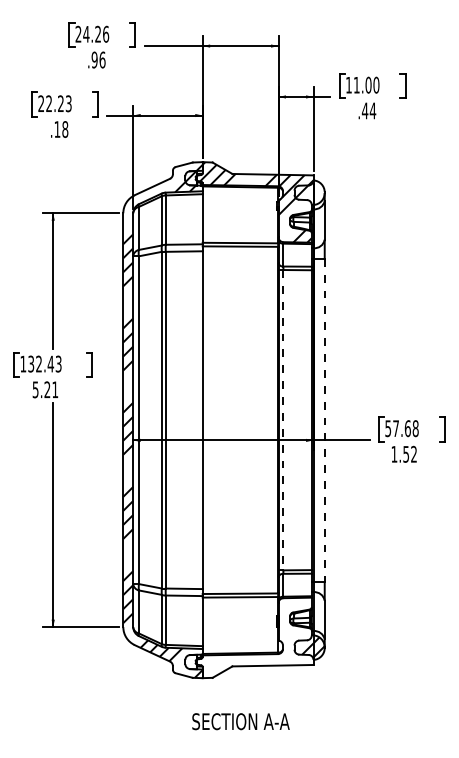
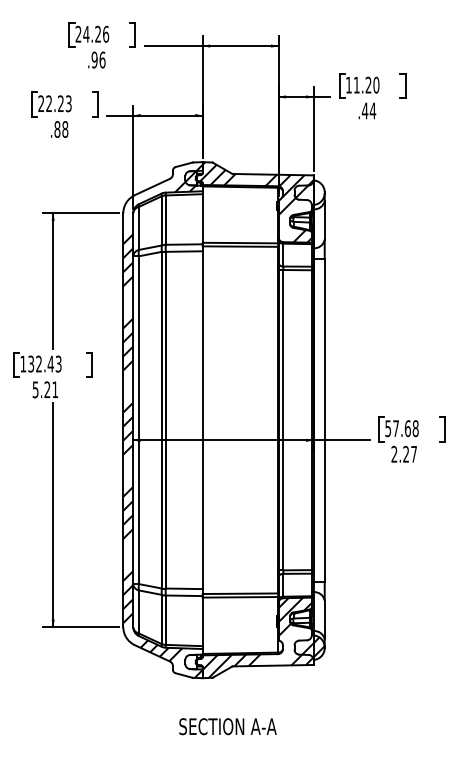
text: 11.00 -> 11.20 (368, 84)
text: .18 -> .88 (57, 129)
line: dashed -> solid (283, 420)
line: dashed -> solid (324, 420)
text: 1.52 -> 2.27 (403, 453)
hatch: none -> present (257, 637)
text position: (240, 721) -> (227, 726) (227, 726)
